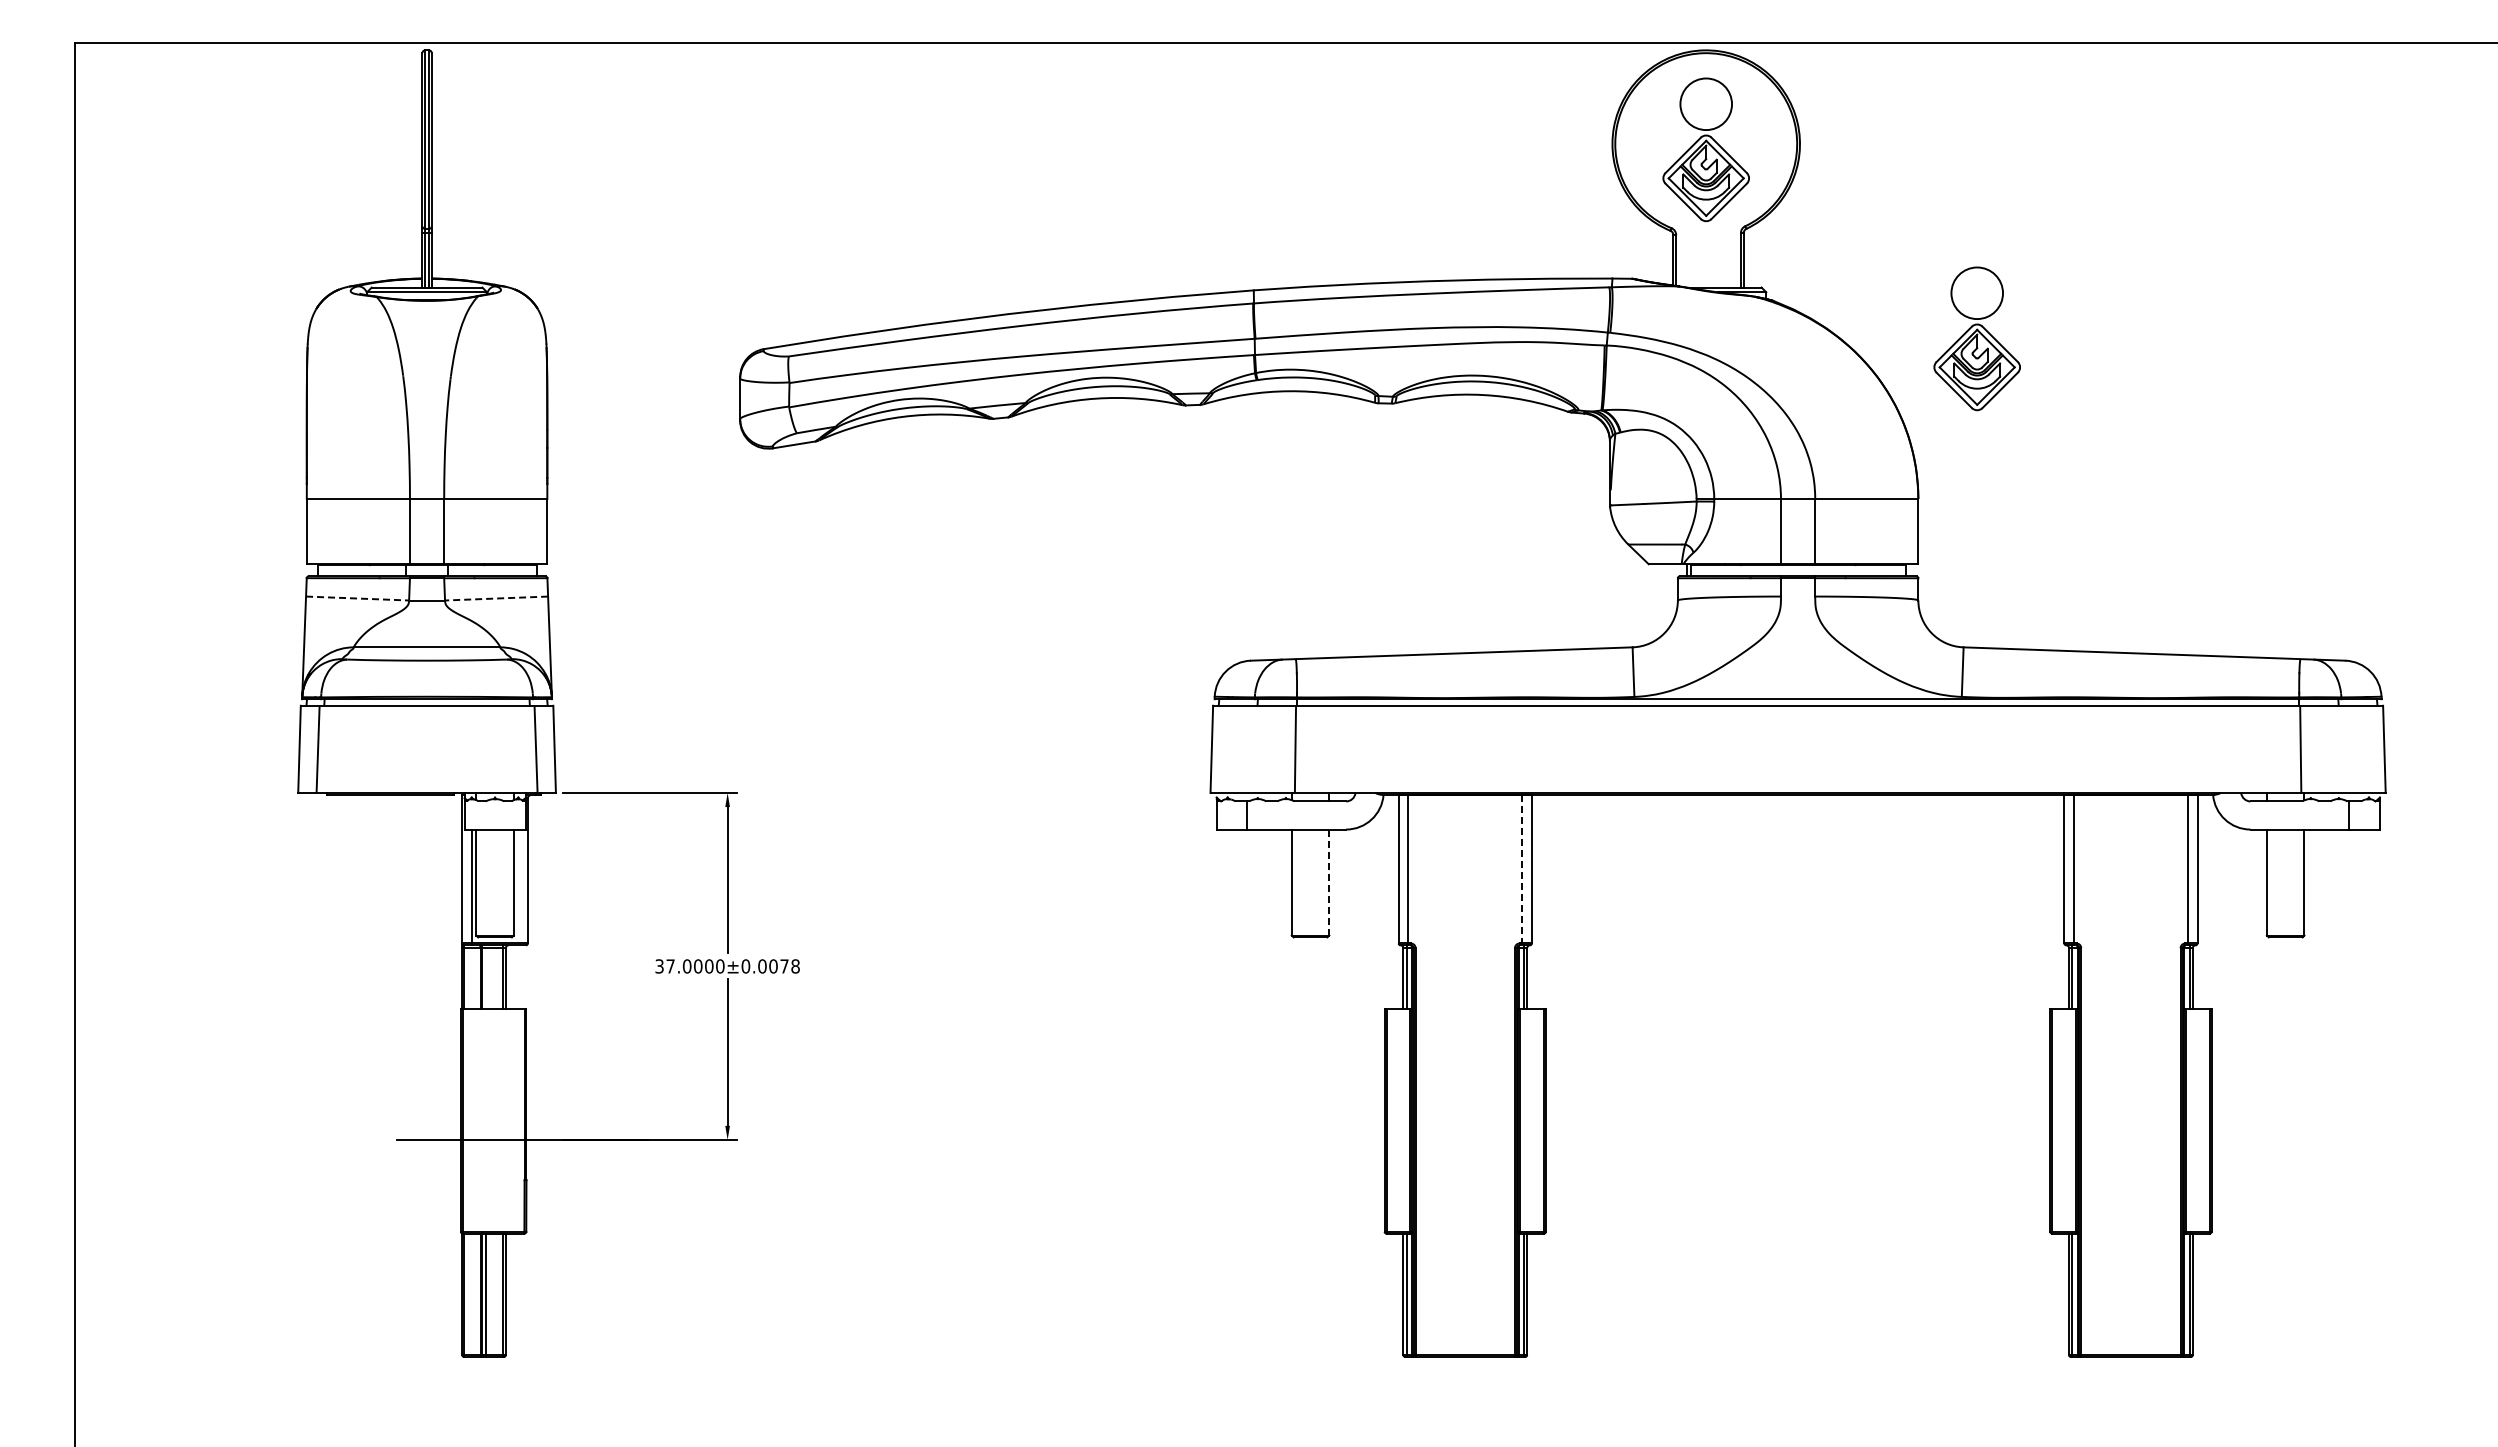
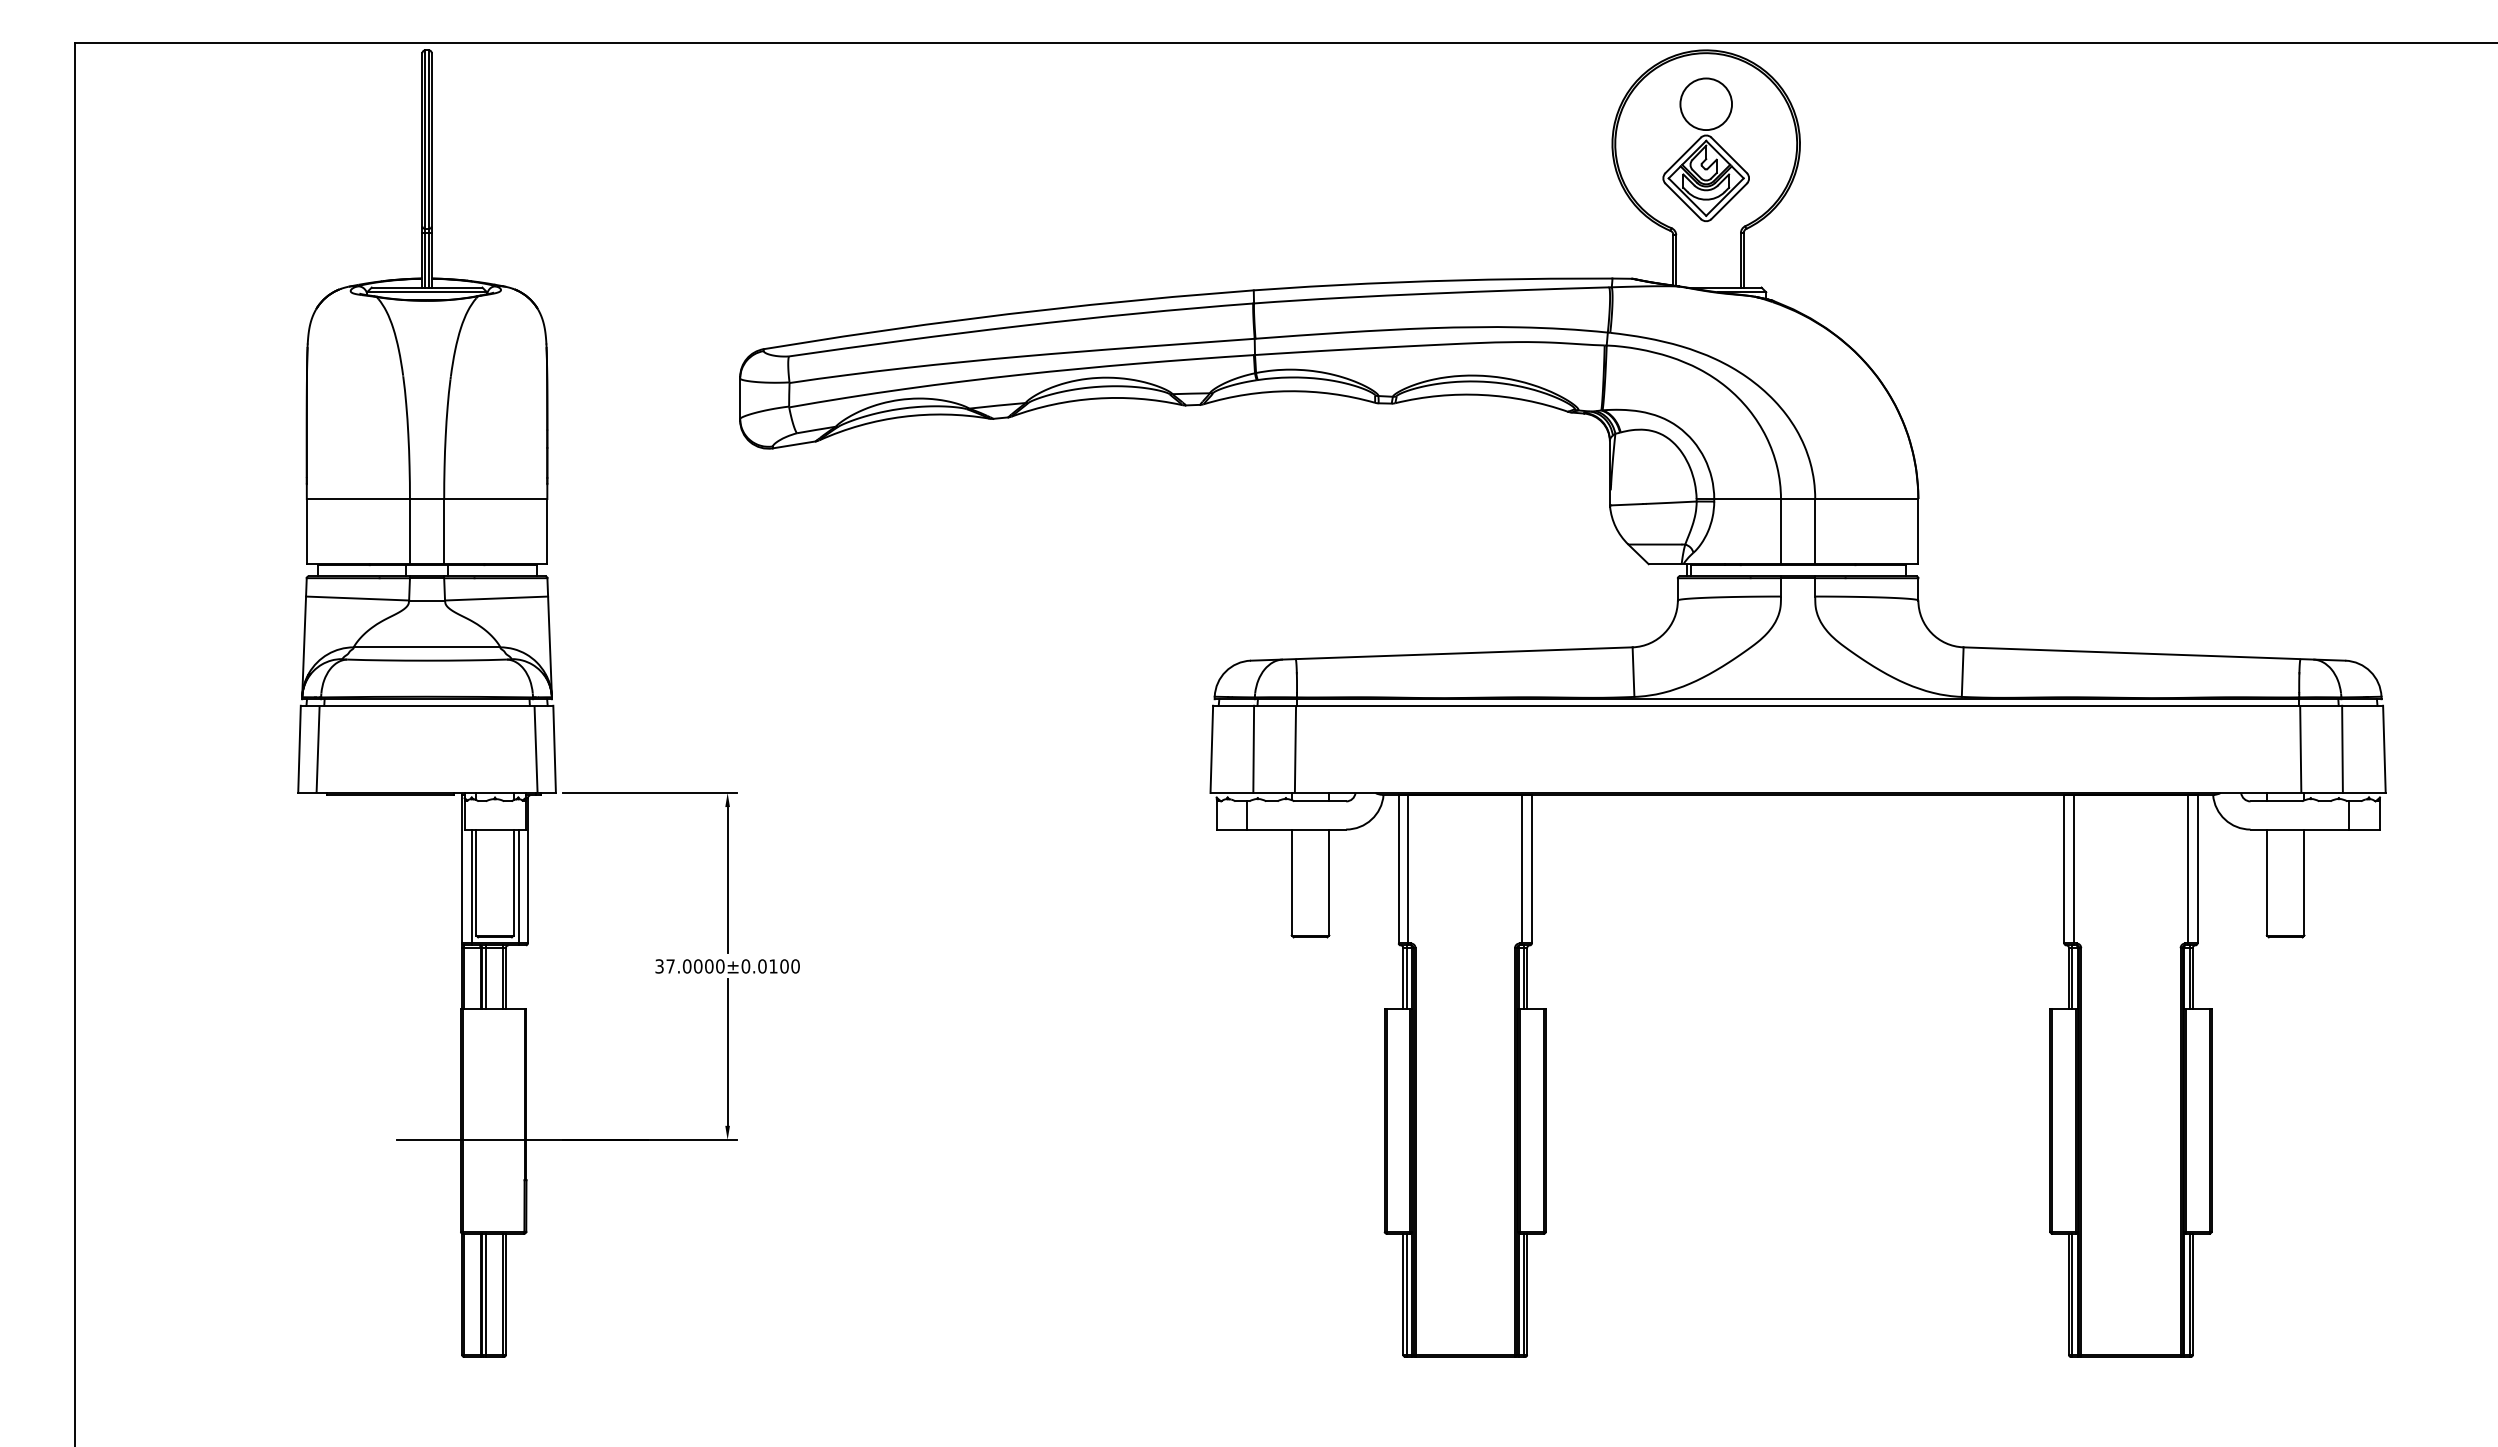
part: present -> none (1976, 338)
line: dashed -> solid (357, 598)
line: dashed -> solid (496, 598)
line: none -> present (1253, 748)
line: none -> present (2342, 748)
line: dashed -> solid (1522, 869)
line: dashed -> solid (1329, 882)
line: none -> present (518, 887)
text: 37.0000±0.0078 -> 37.0000±0.0100 (784, 966)
line: none -> present (485, 976)
